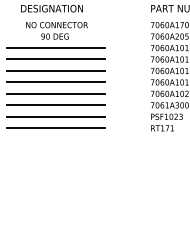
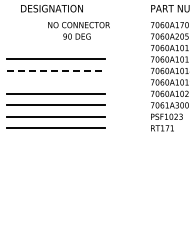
text position: (56, 30) -> (78, 30) (78, 30)
line: present -> none (55, 48)
line: solid -> dashed (56, 70)
line: present -> none (55, 82)
